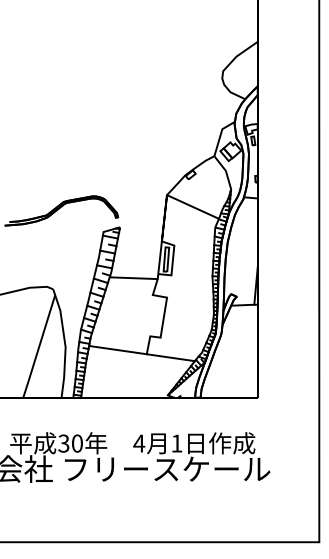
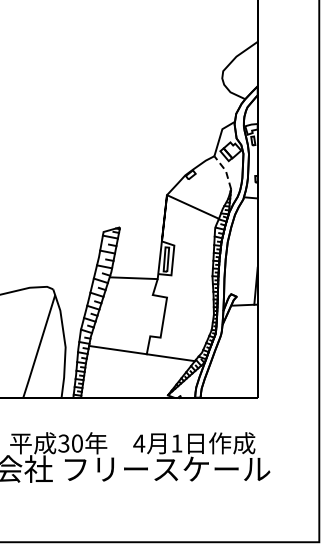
line: solid -> dashed (225, 170)
part: present -> none (61, 210)
